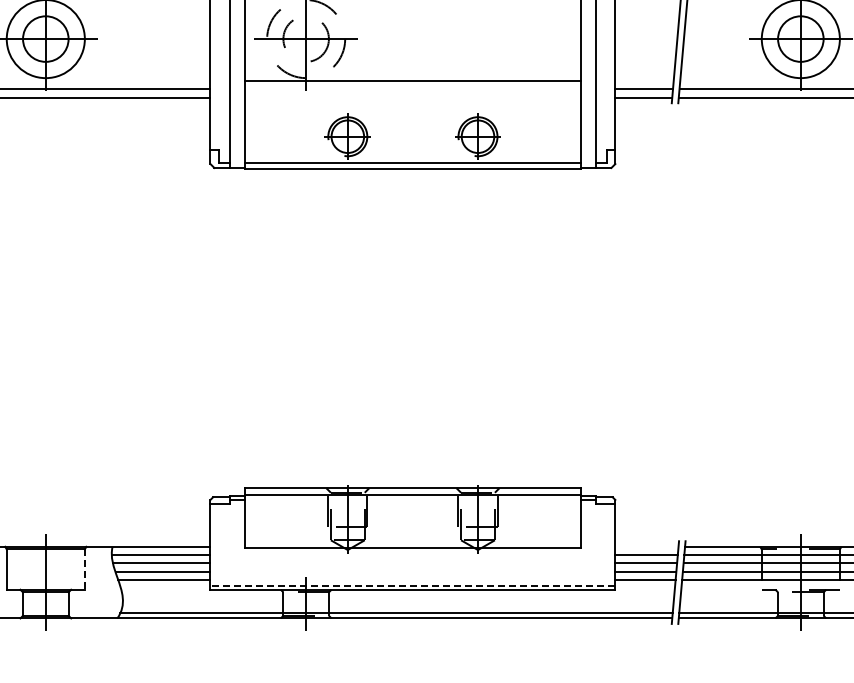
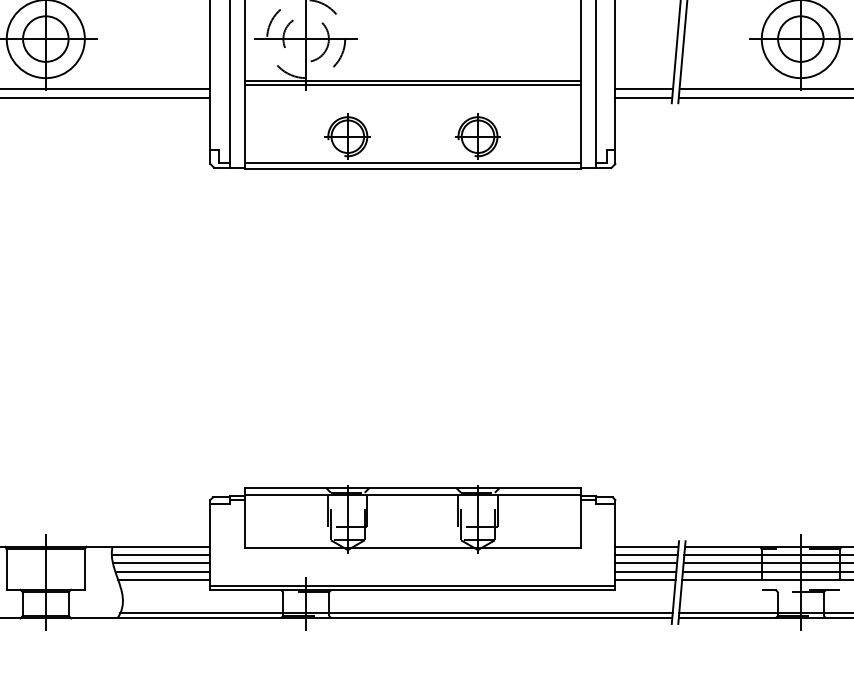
line: none -> present (412, 84)
line: none -> present (646, 546)
line: dashed -> solid (84, 570)
line: dashed -> solid (412, 585)
